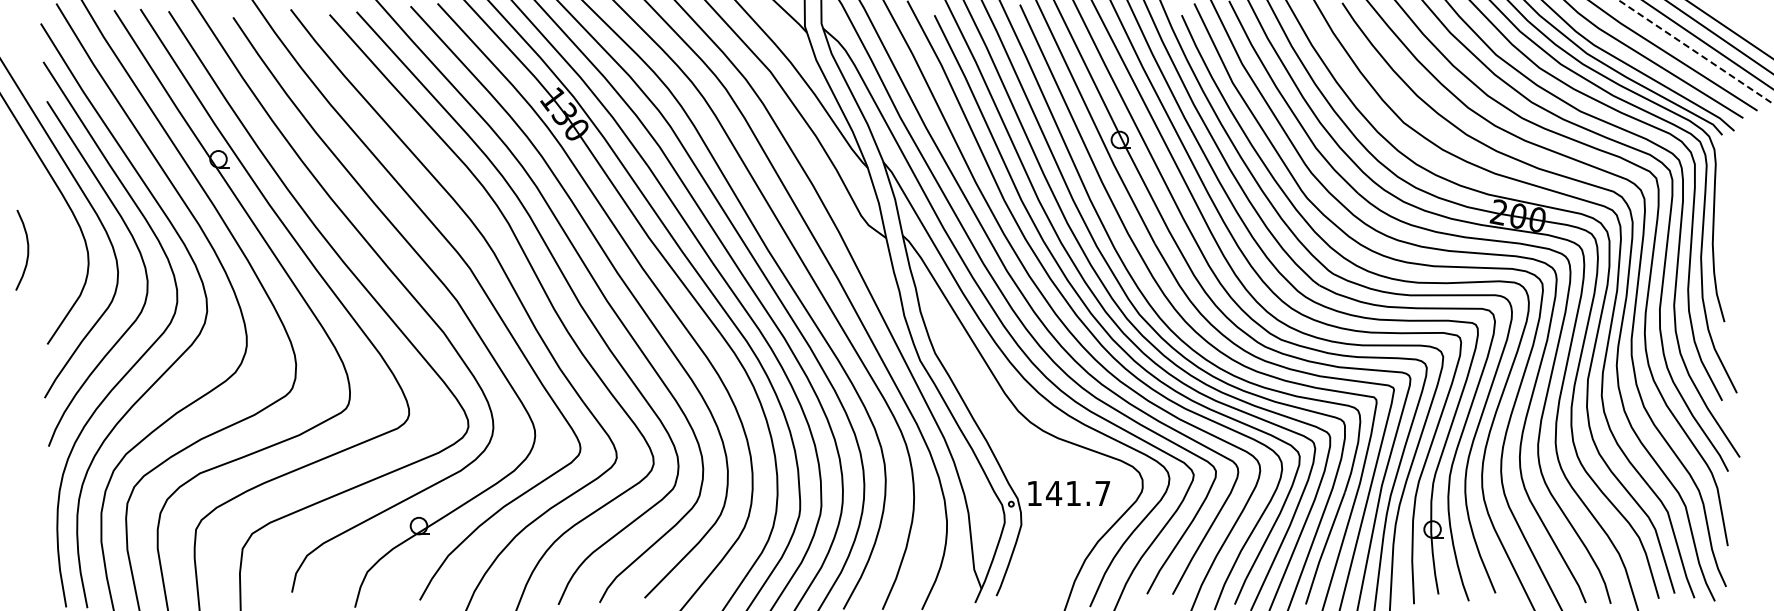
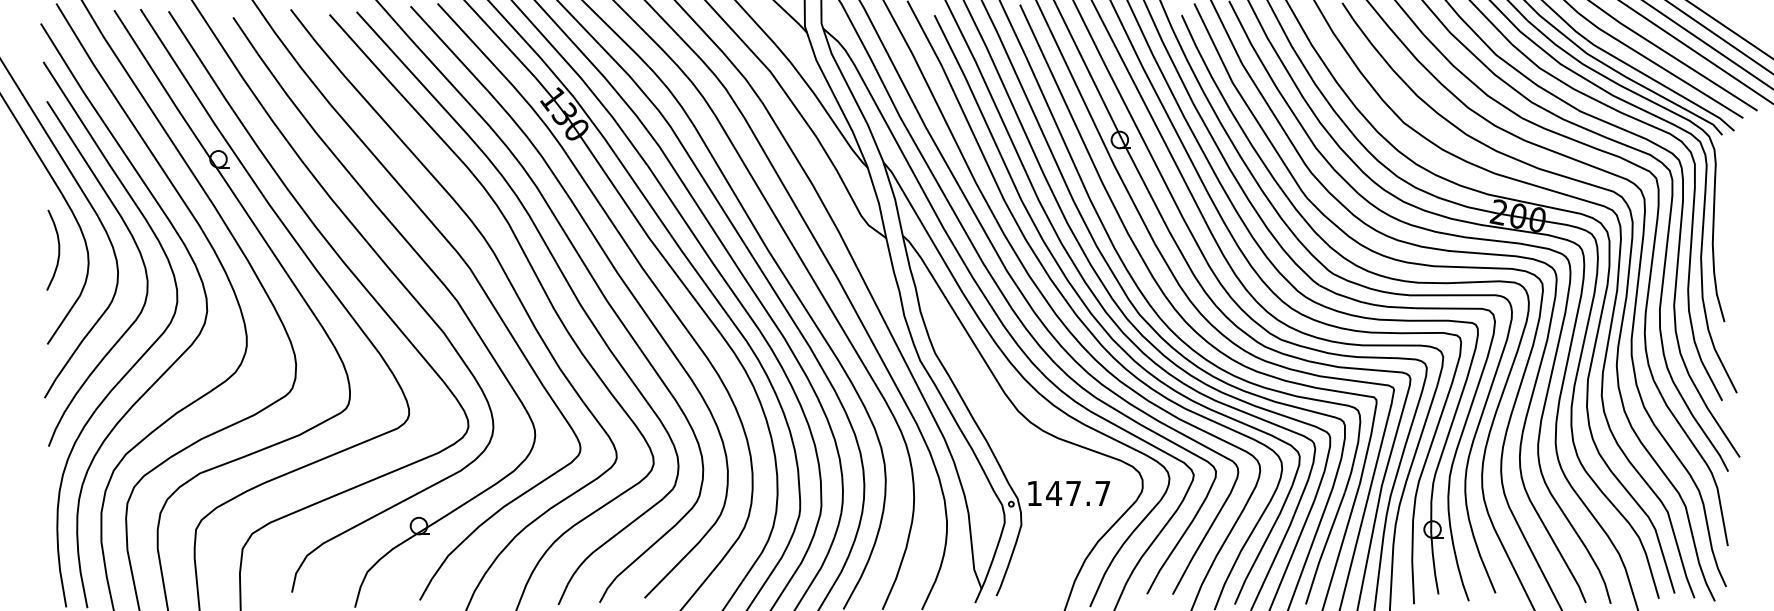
line: dashed -> solid (1696, 52)
curve position: (27, 249) -> (58, 249) (58, 249)
text: 141.7 -> 147.7 (1073, 493)
